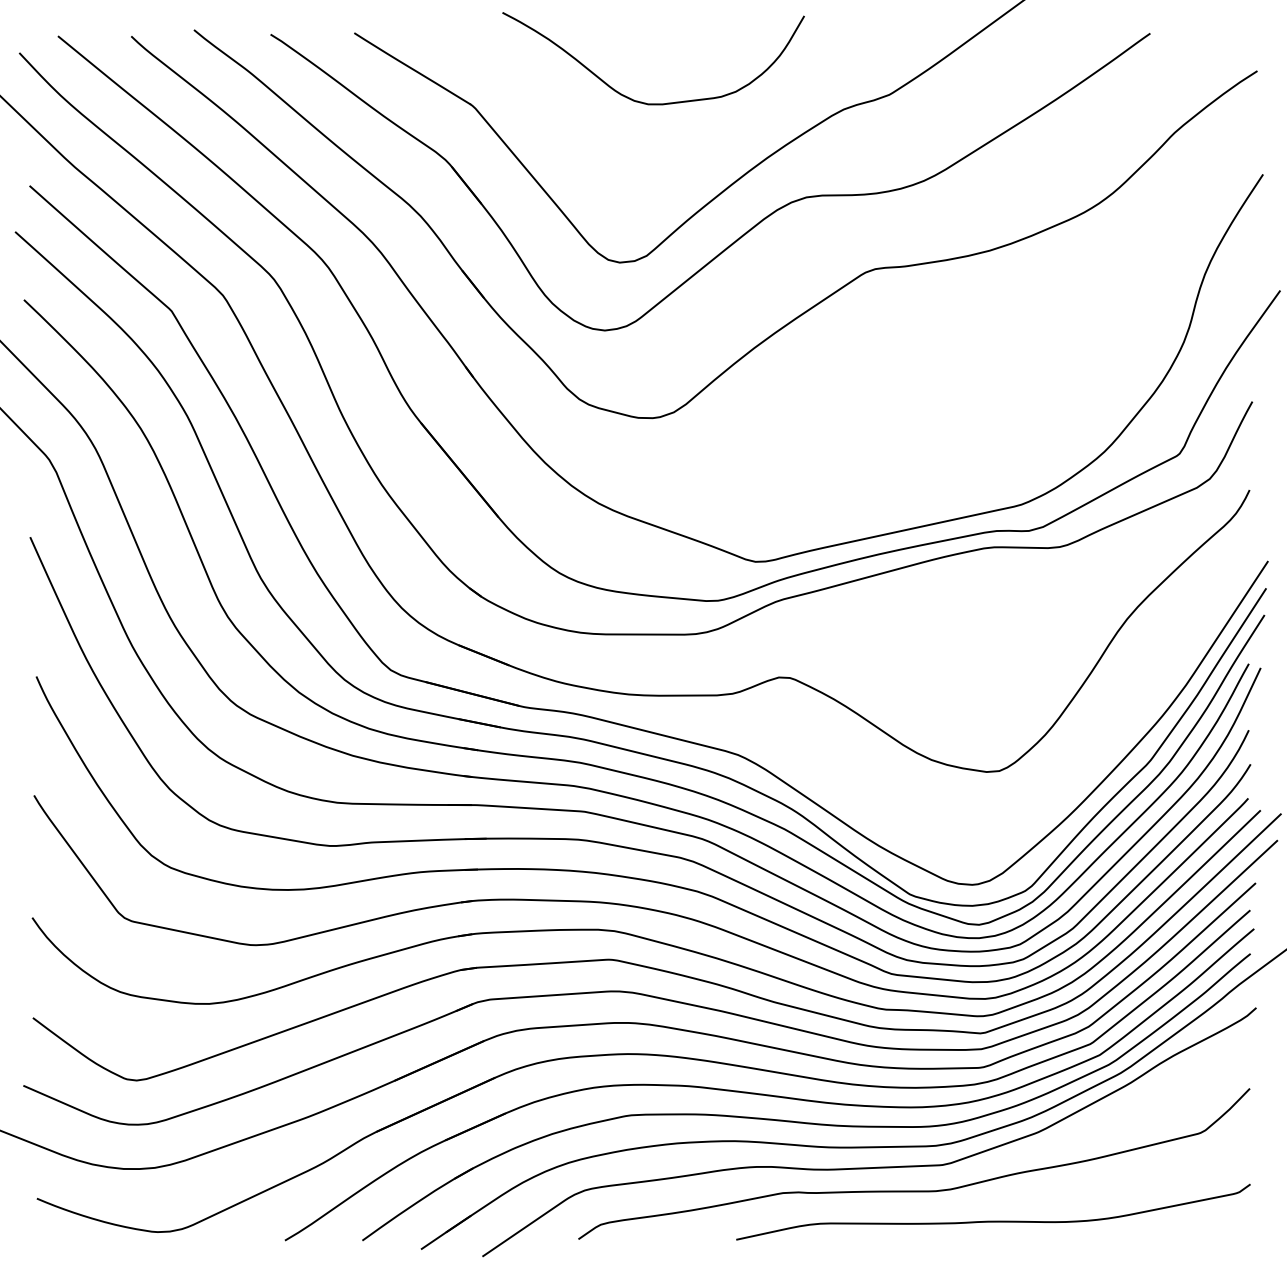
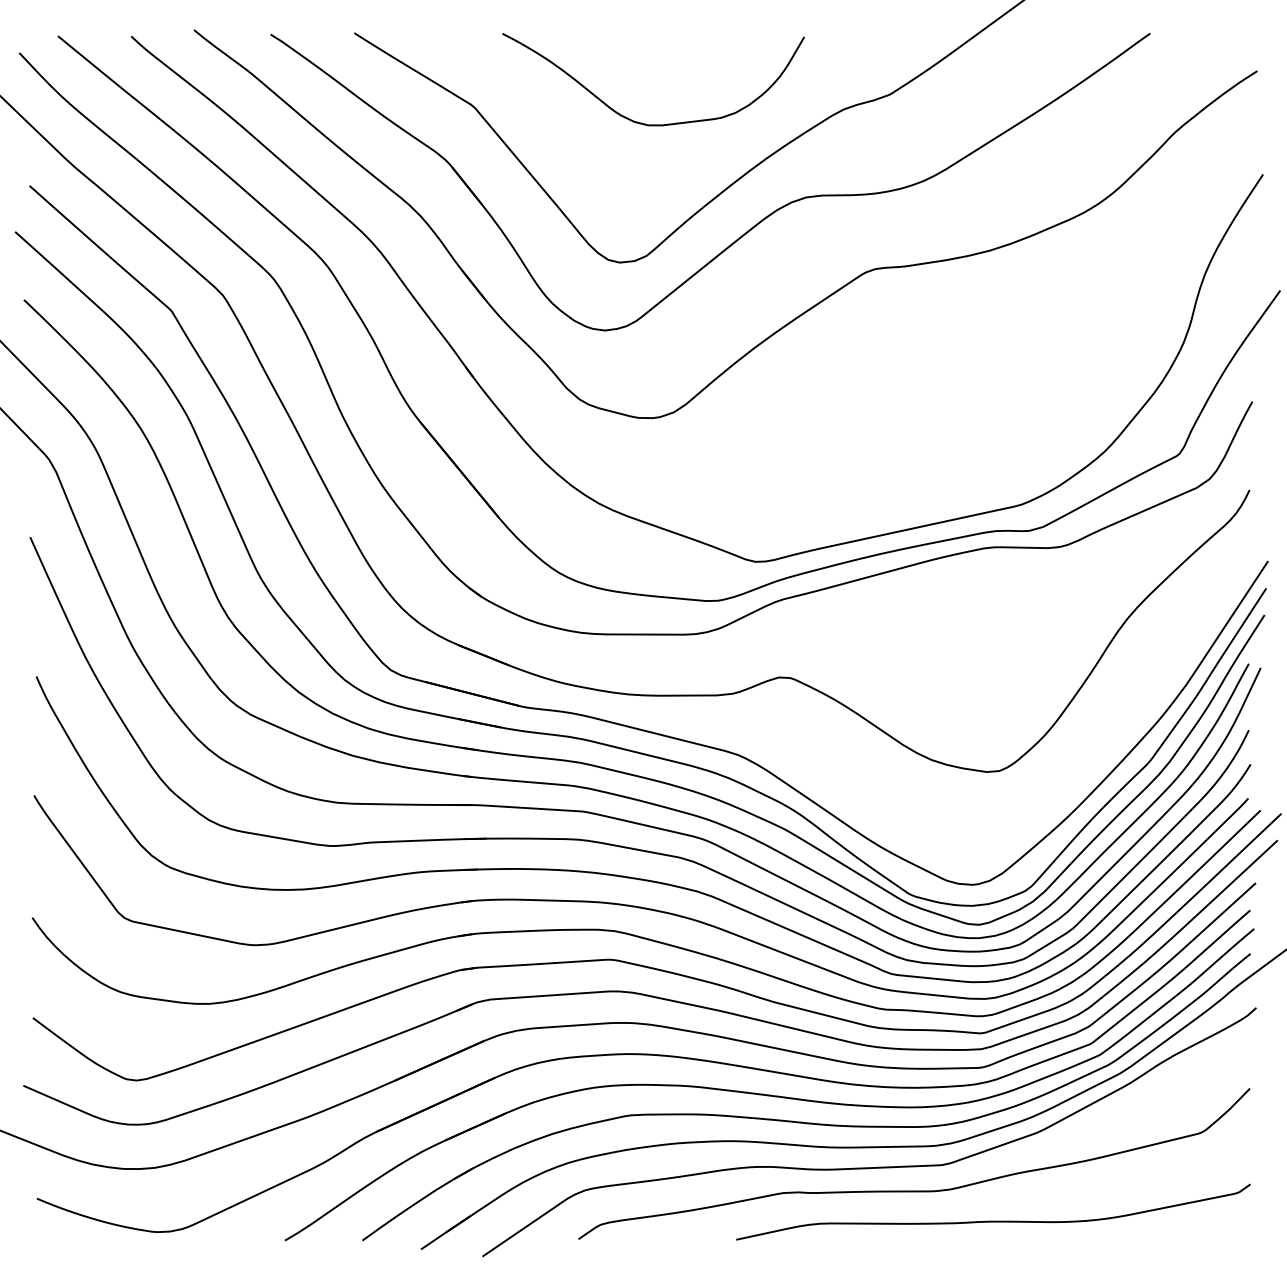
curve position: (641, 101) -> (641, 122) (641, 122)
